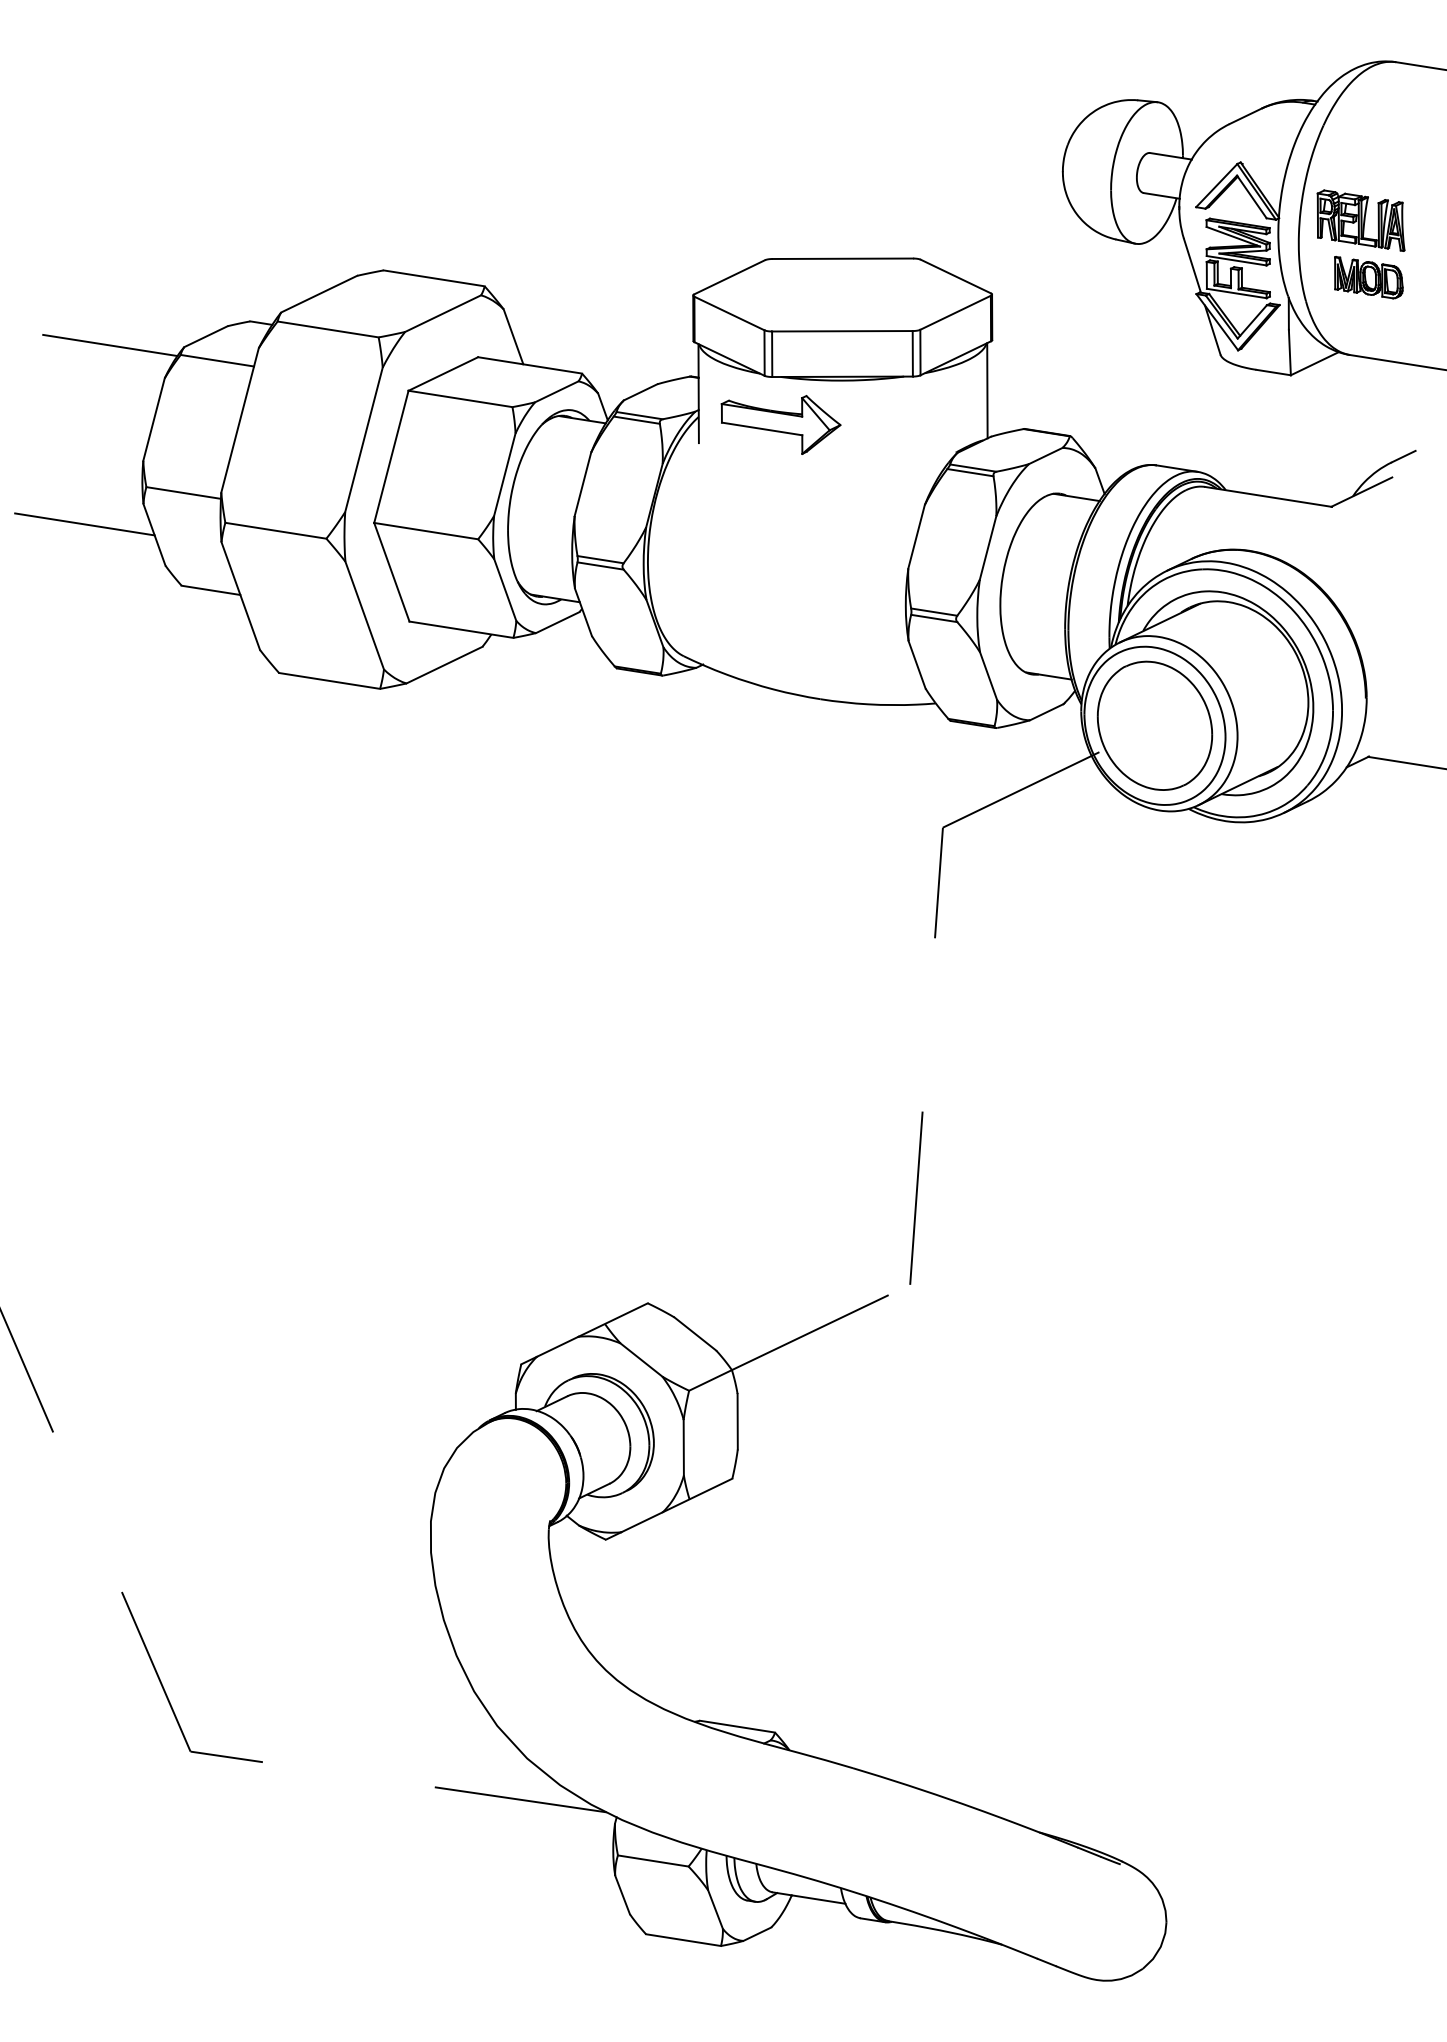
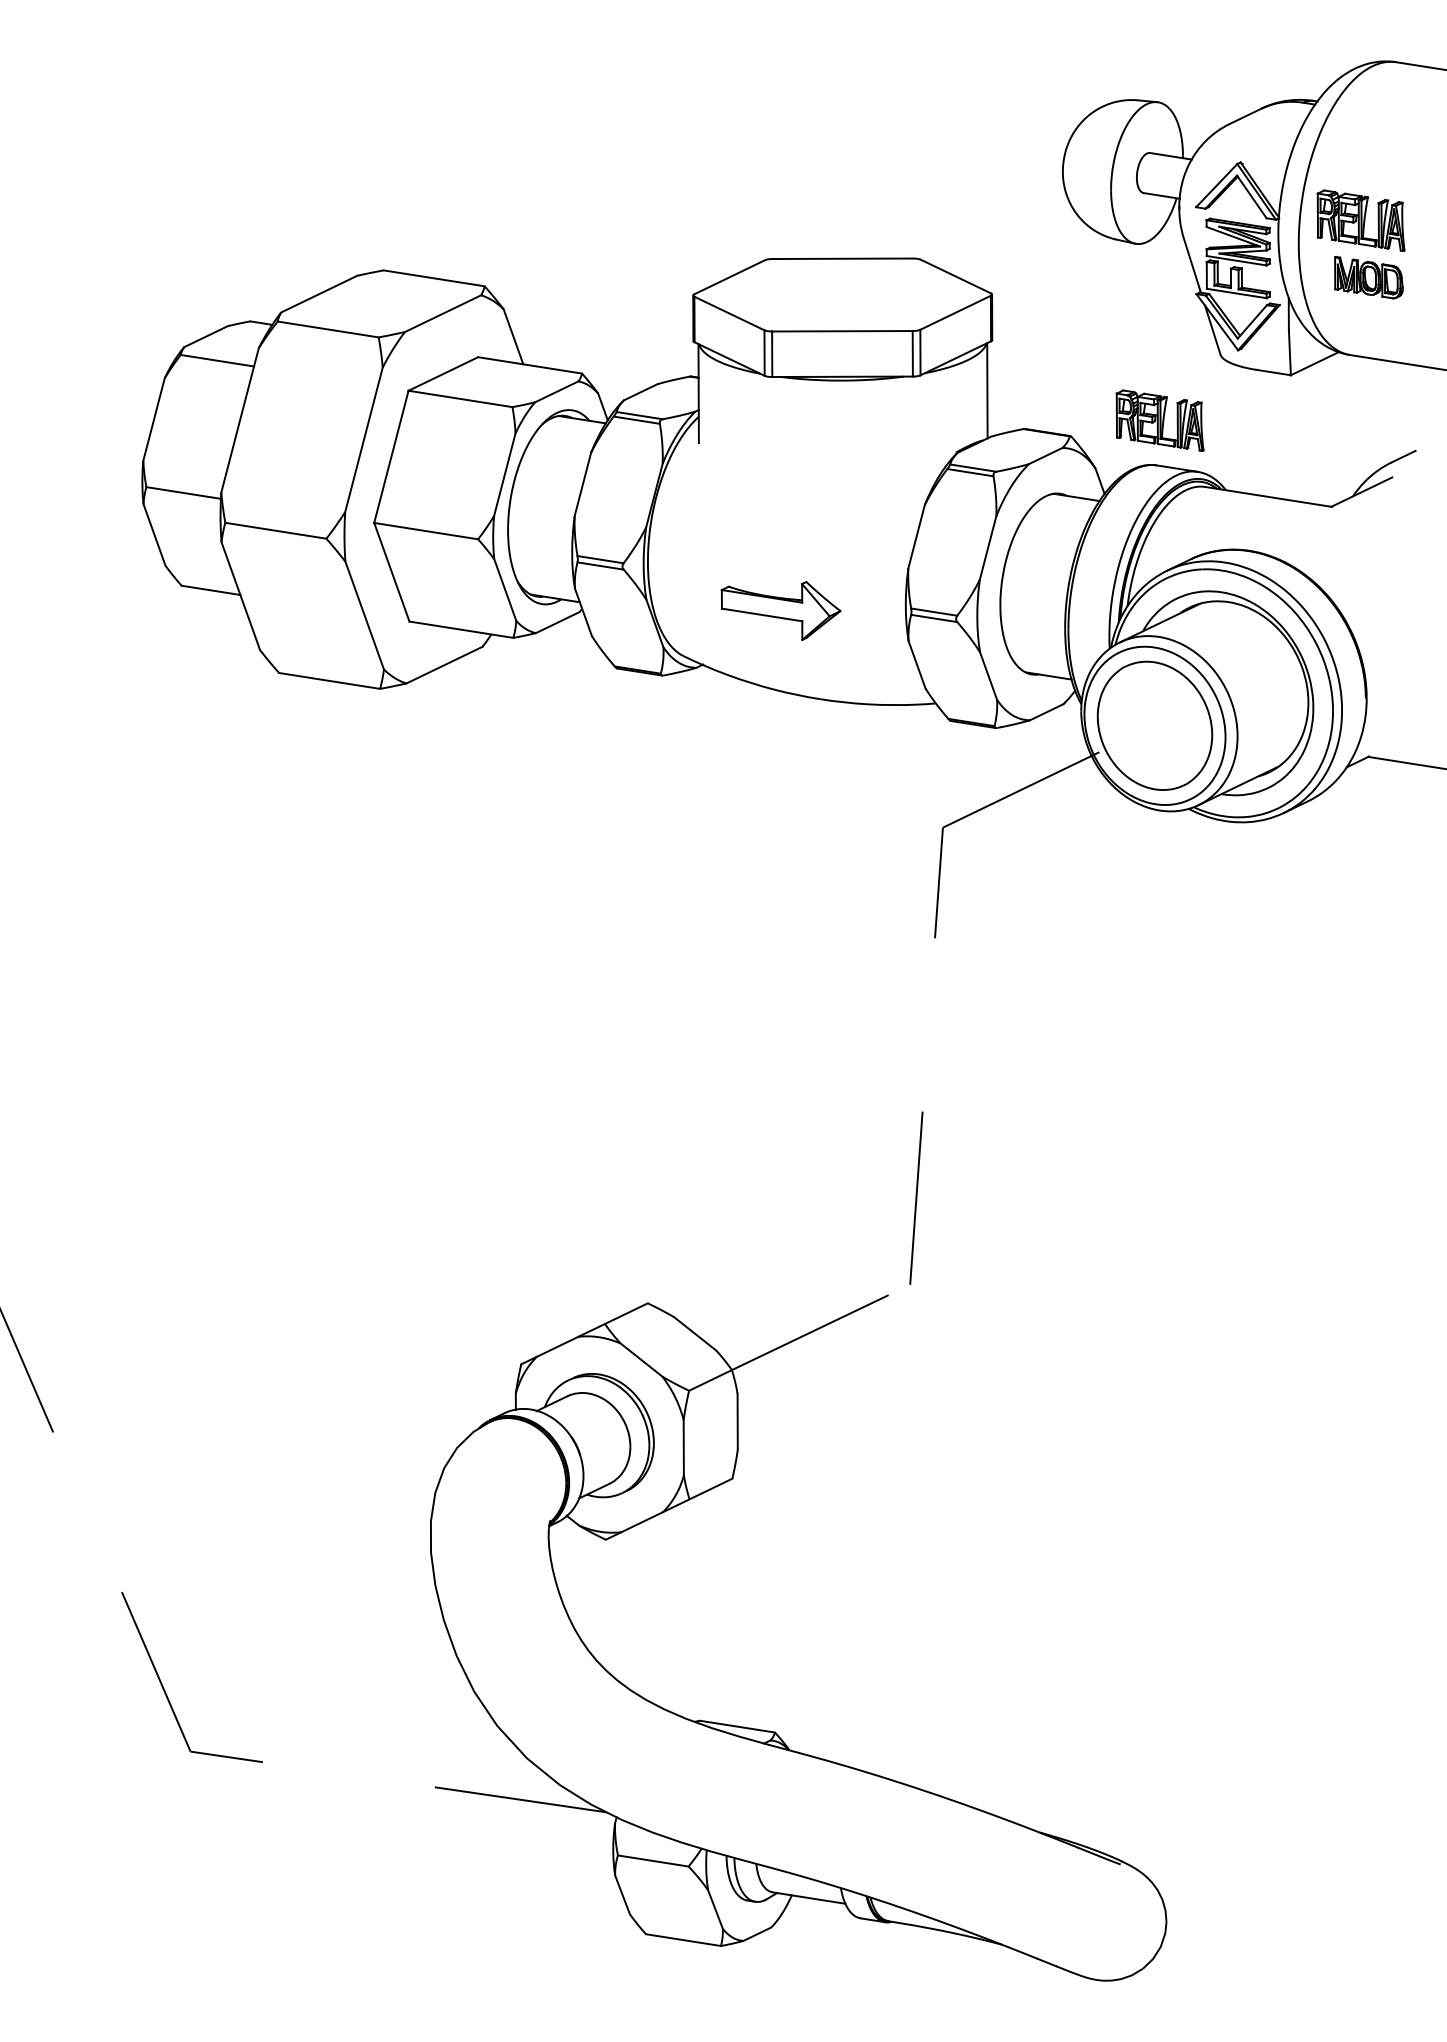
line: present -> none (110, 345)
part: none -> present (1159, 420)
part position: (780, 424) -> (780, 610) (780, 610)
line: present -> none (84, 524)
